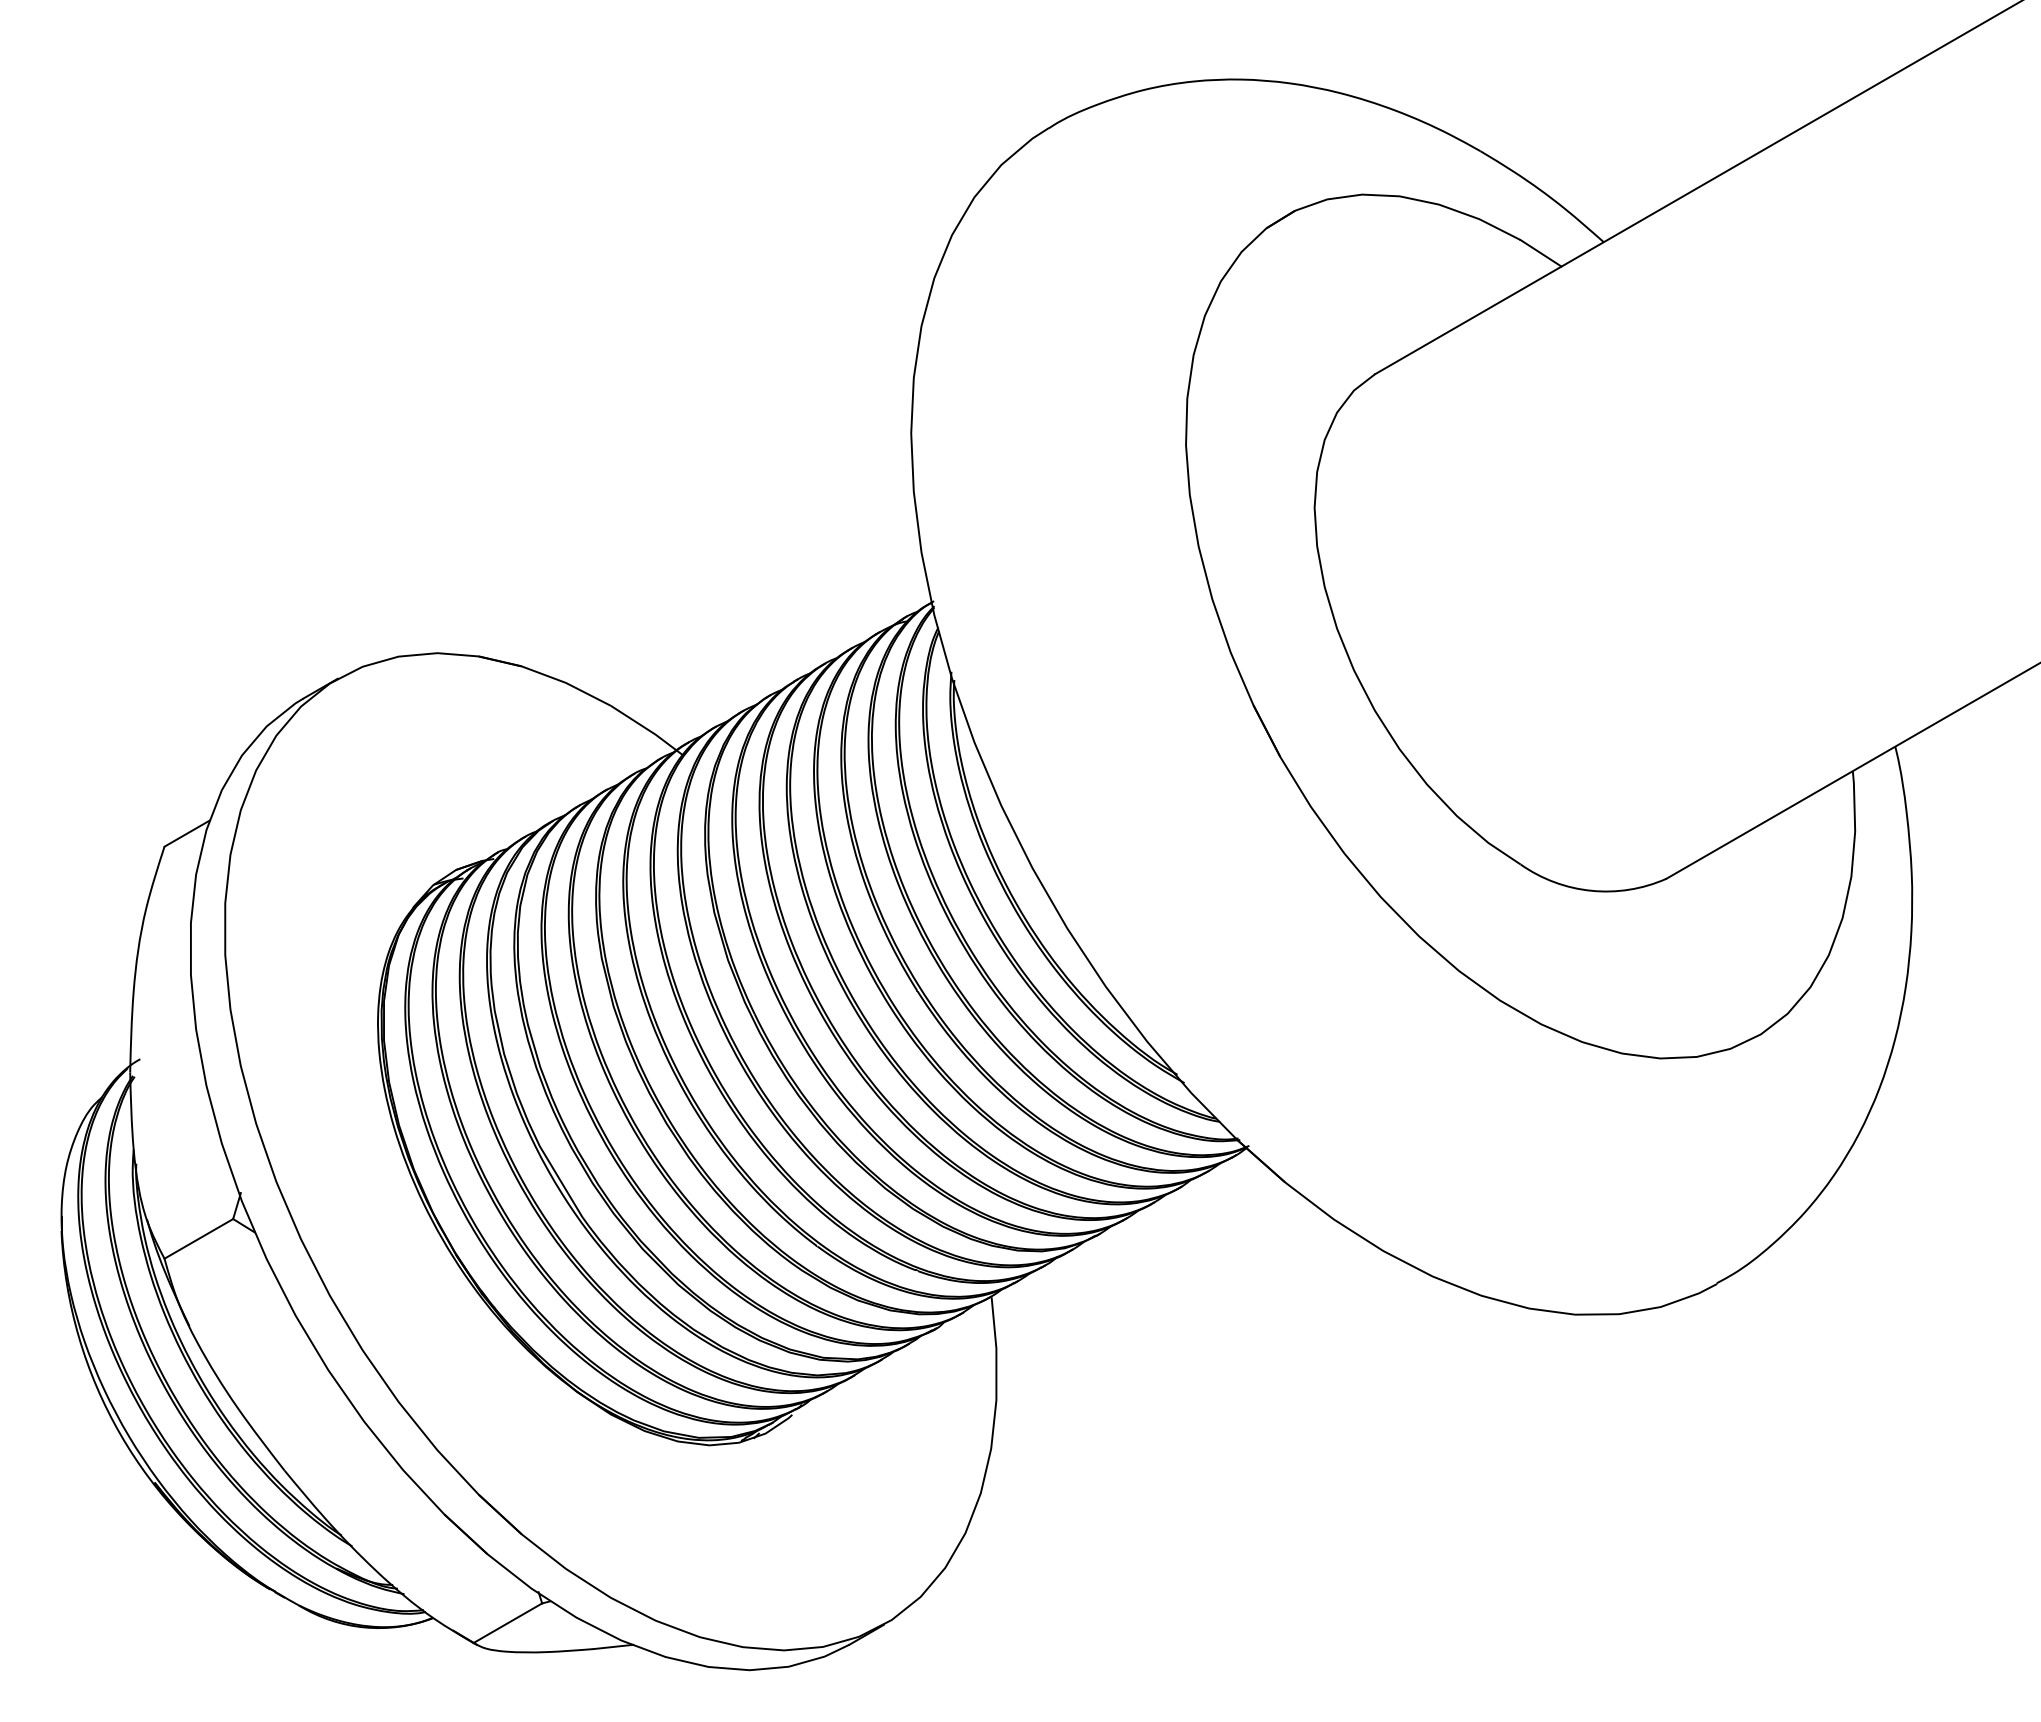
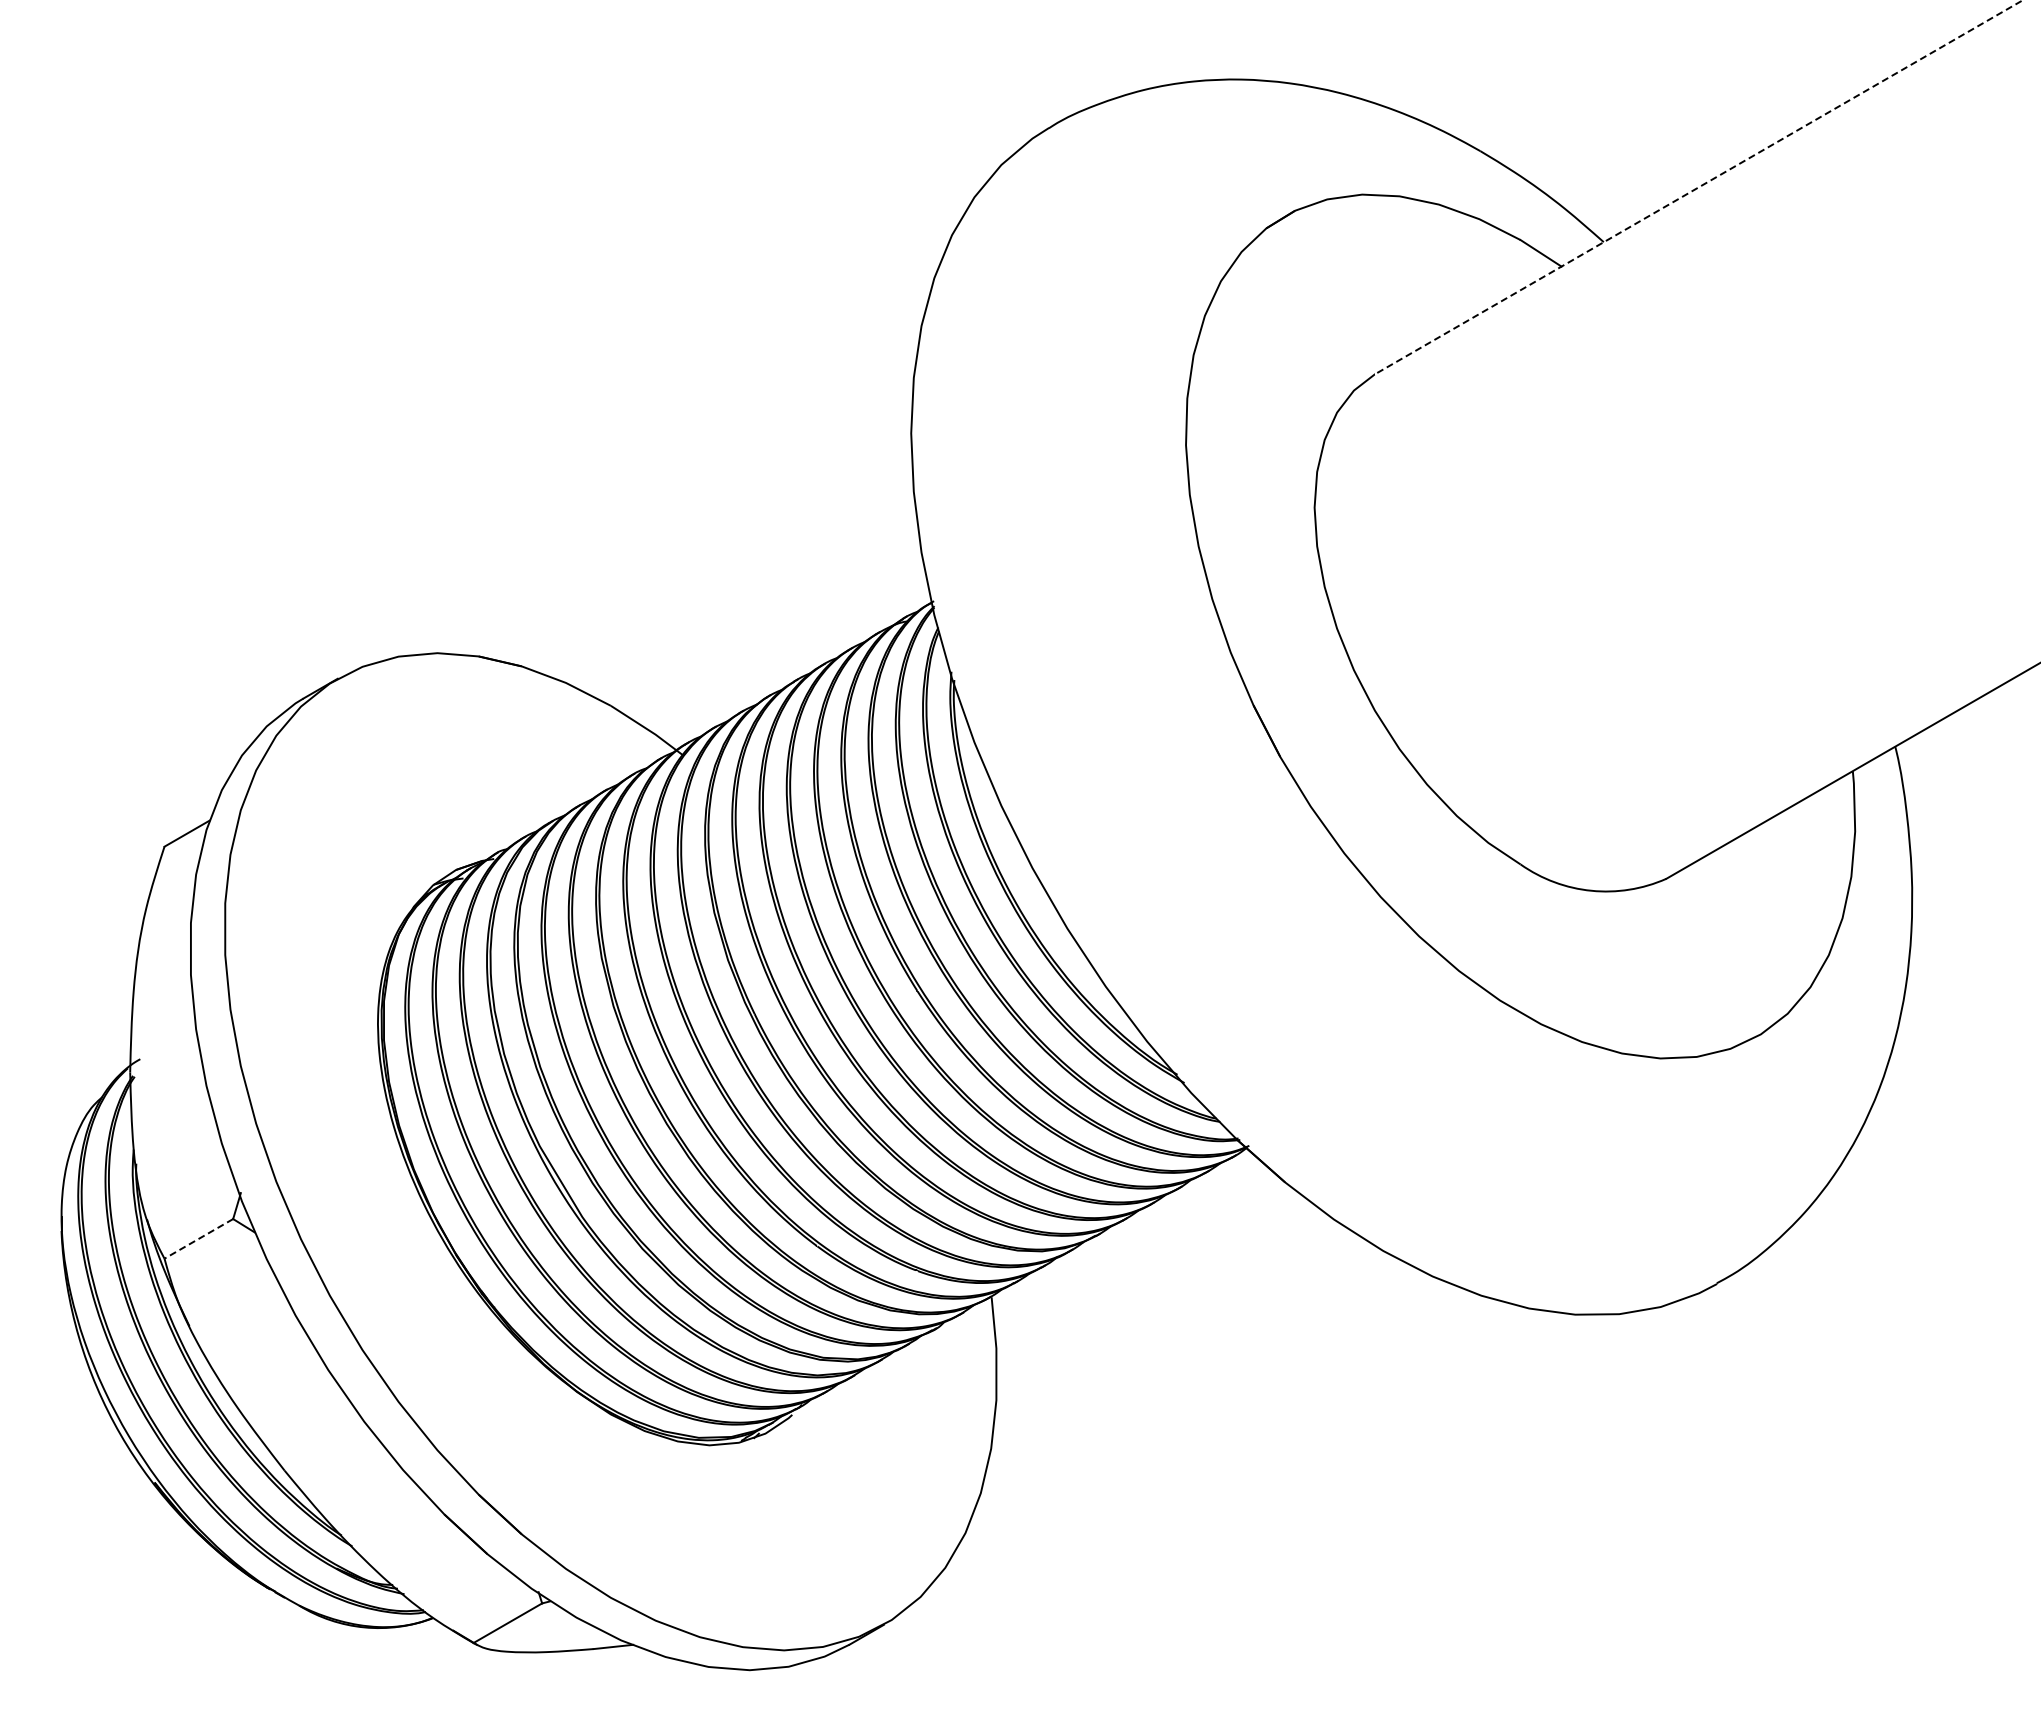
line: solid -> dashed (1698, 187)
line: solid -> dashed (198, 1238)
